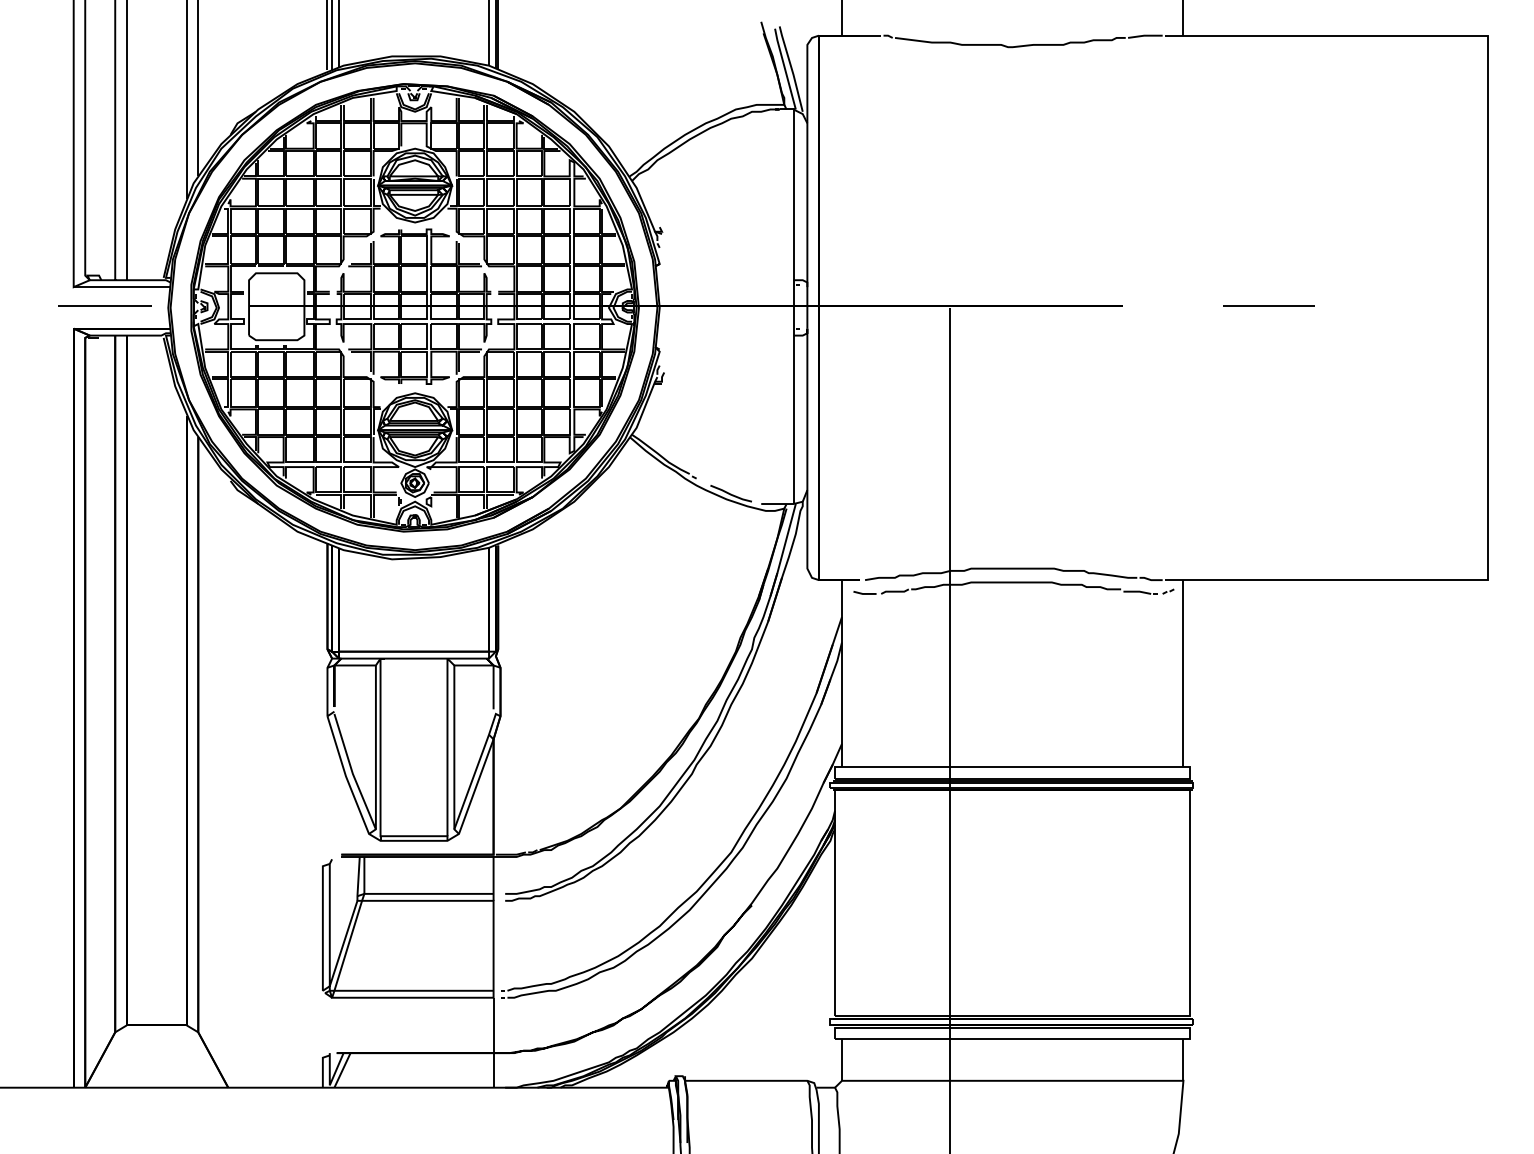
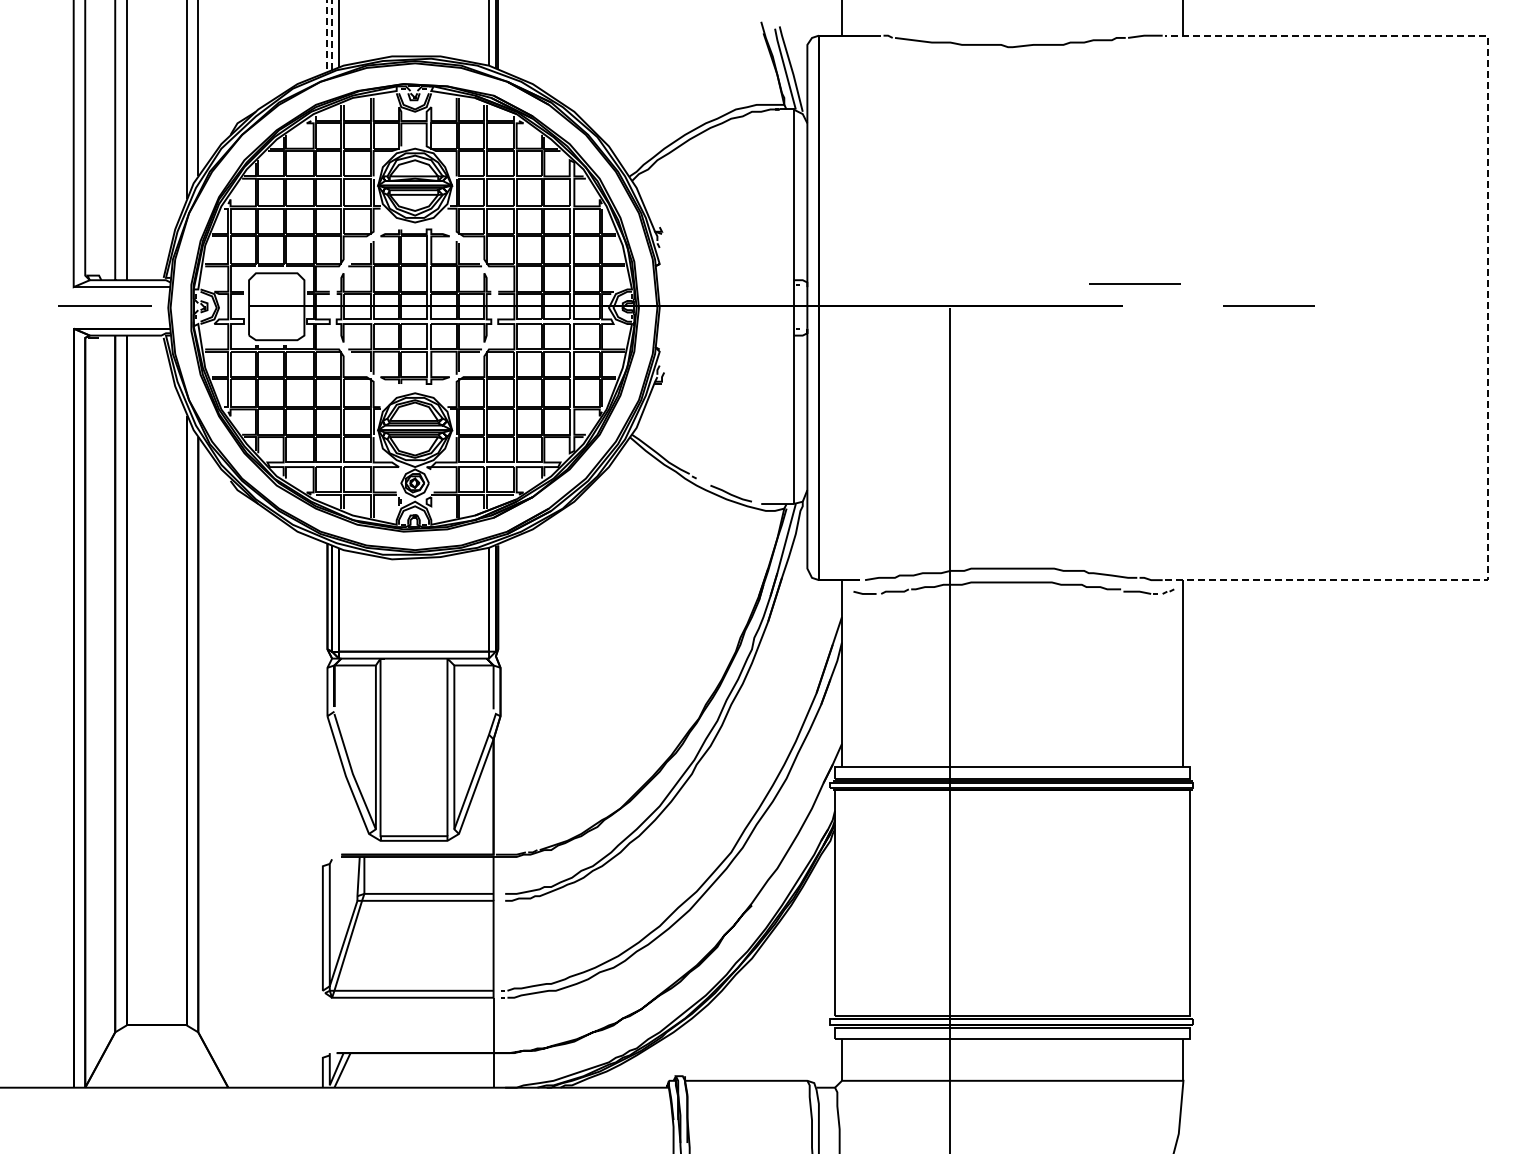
line: solid -> dashed (327, 0)
line: none -> present (1134, 283)
line: solid -> dashed (1487, 307)
